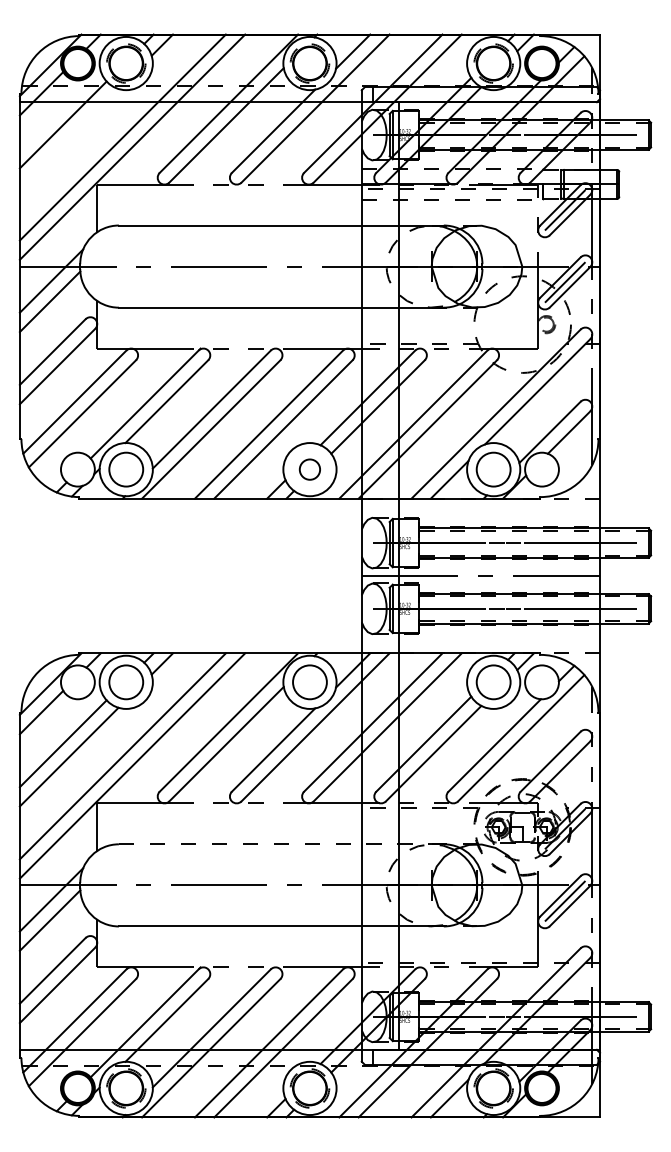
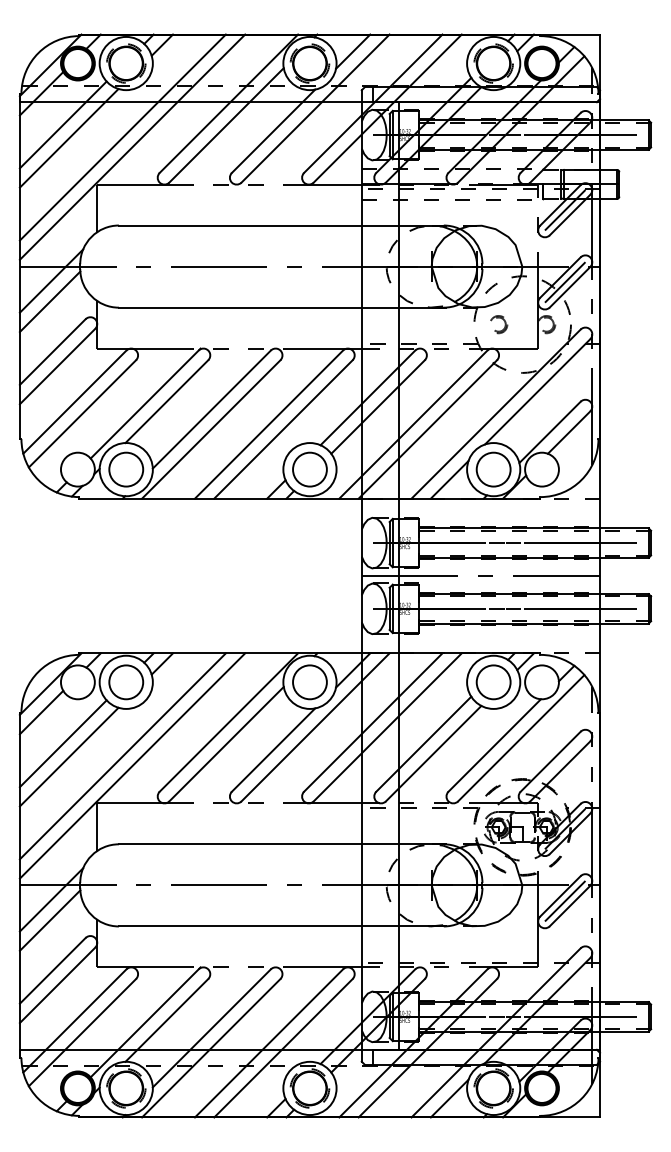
line: none -> present (68, 138)
part: none -> present (499, 324)
circle diameter: 20 px -> 34 px (309, 469)
line: dashed -> solid (281, 844)
